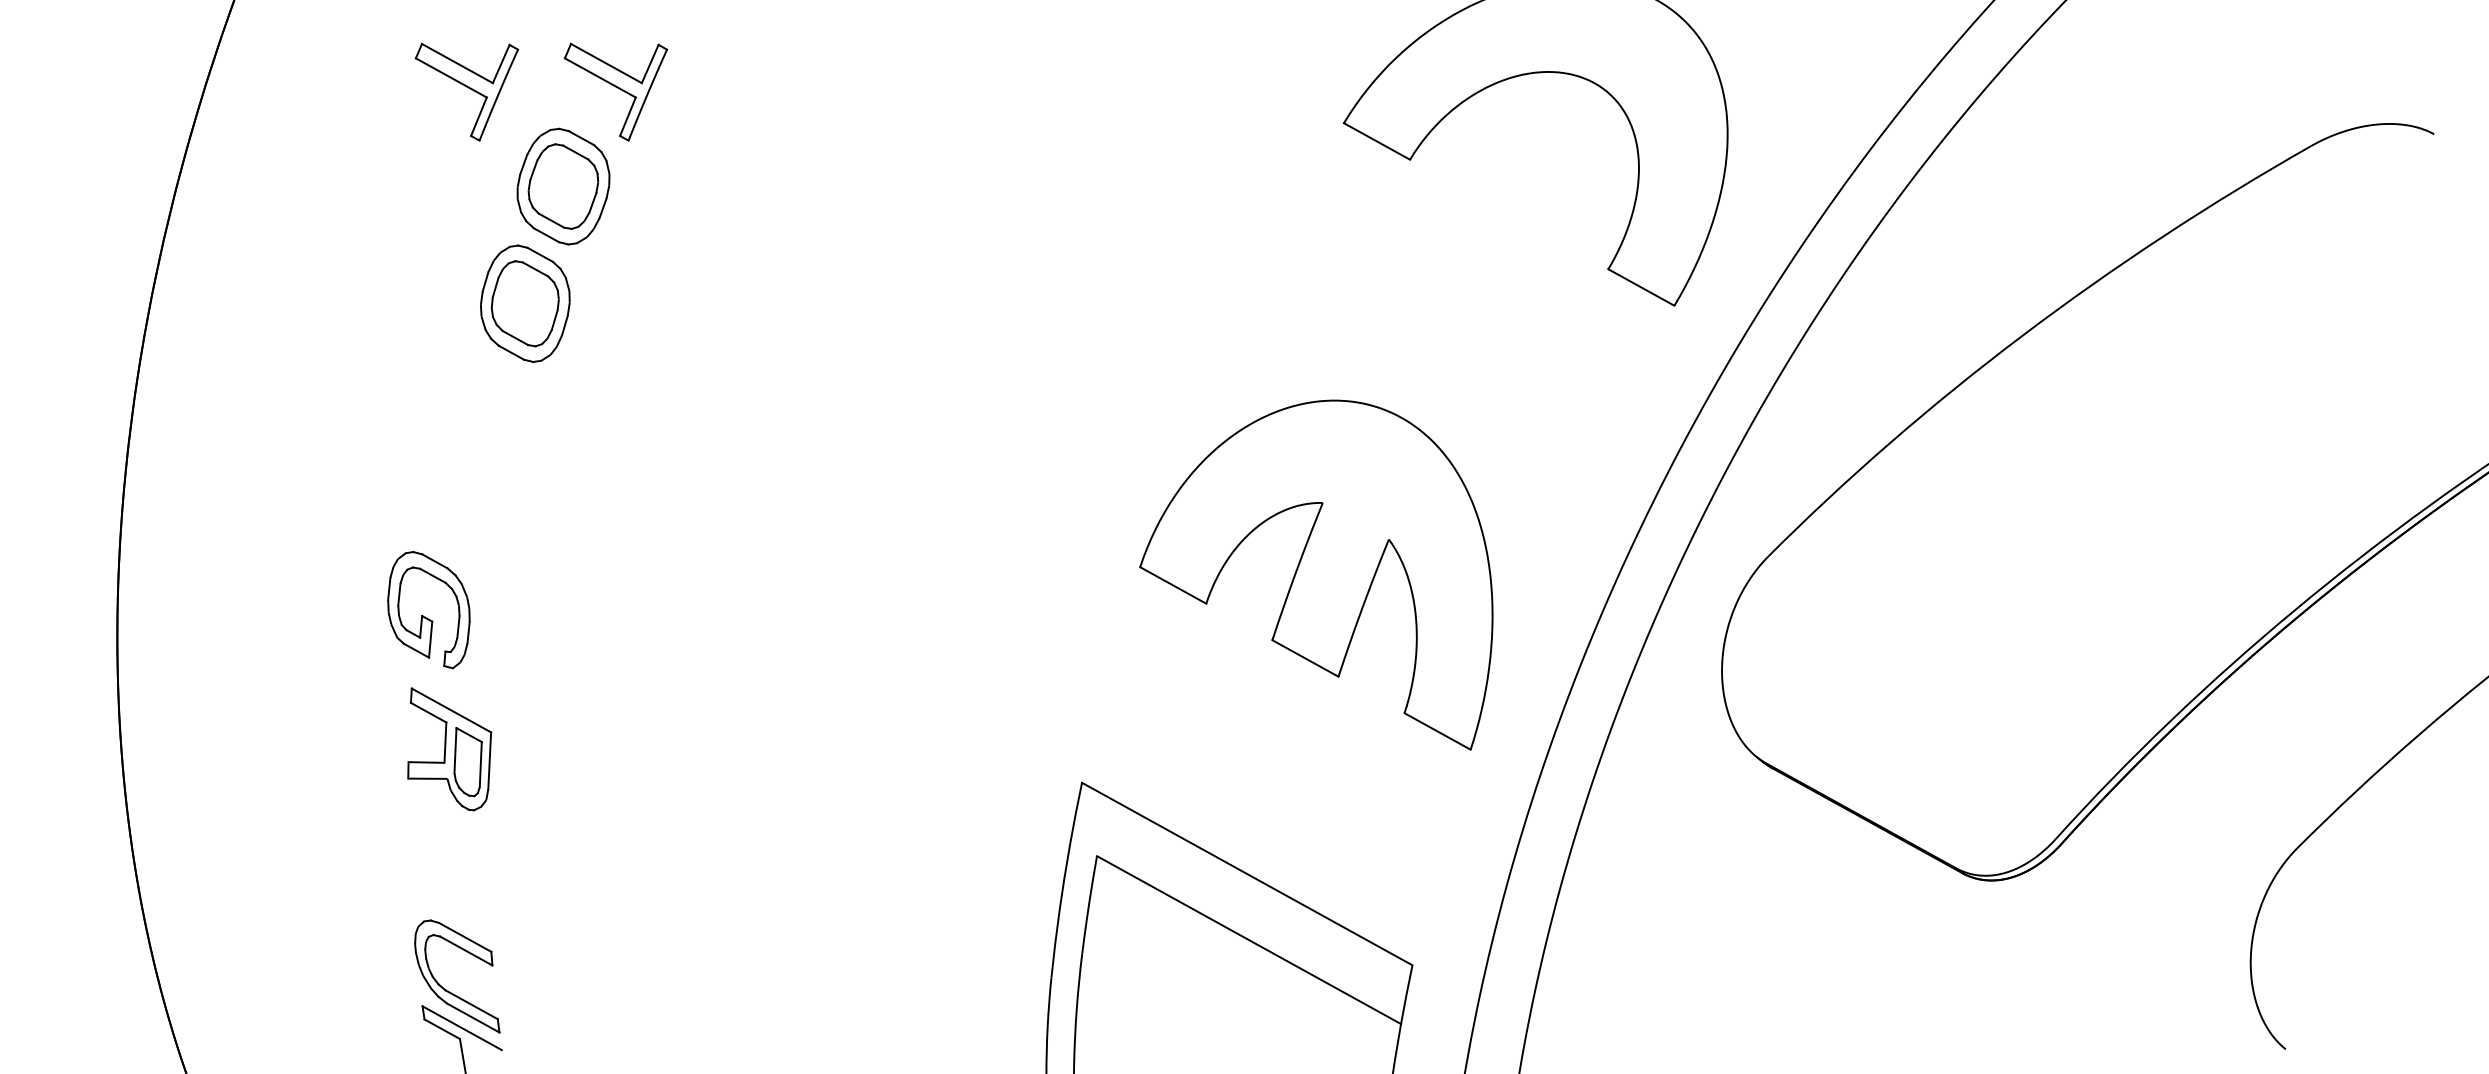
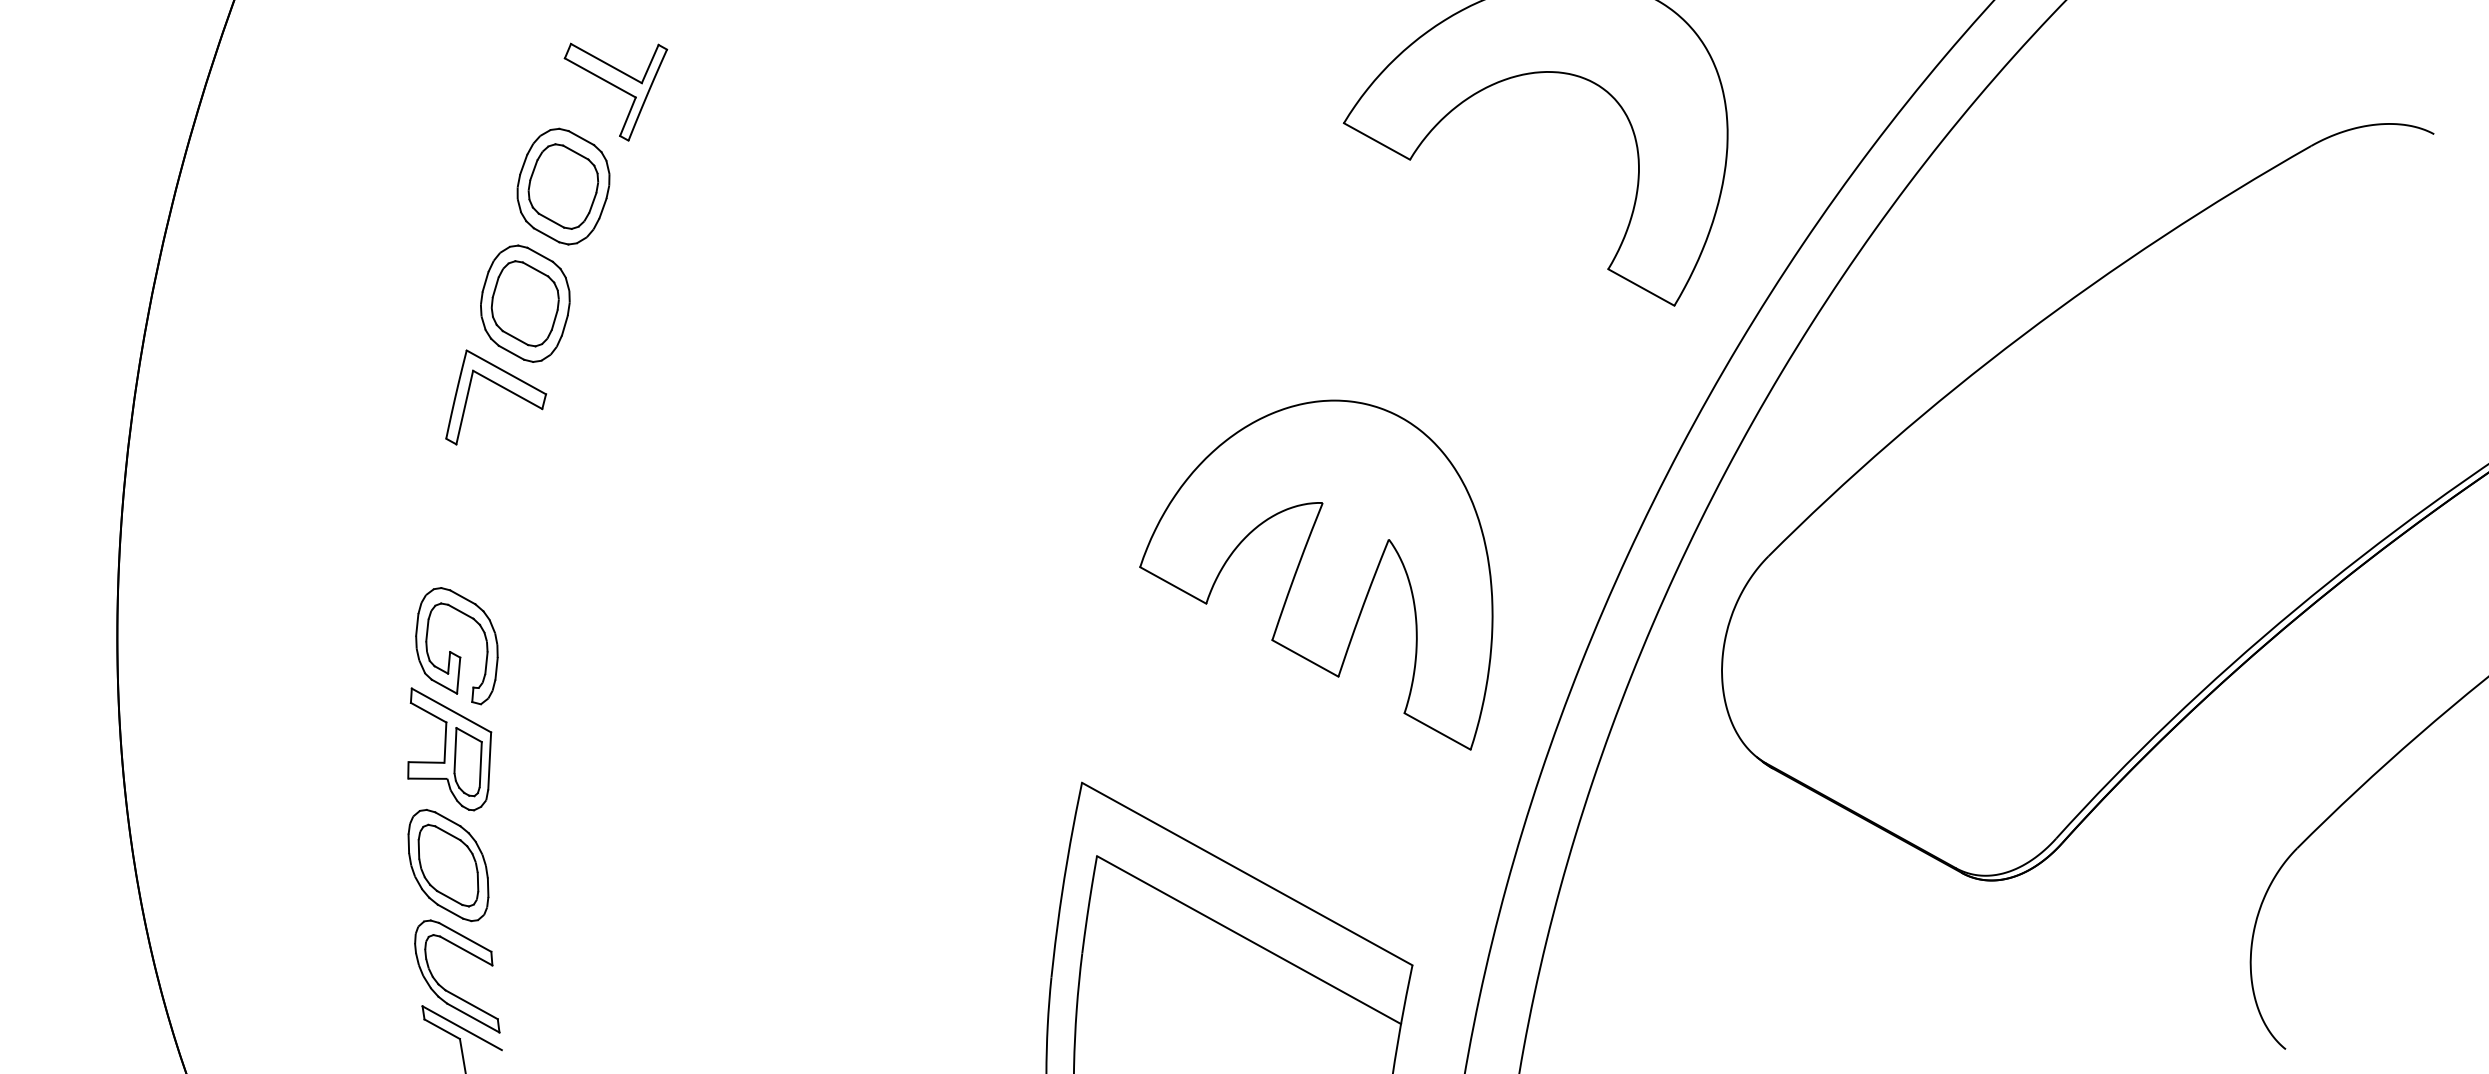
part: present -> none (466, 91)
part: none -> present (502, 388)
part position: (425, 616) -> (453, 652) (453, 652)
part: none -> present (448, 865)
